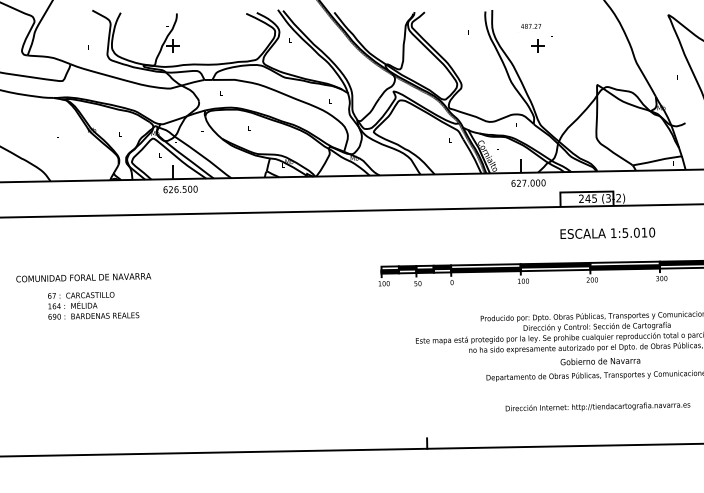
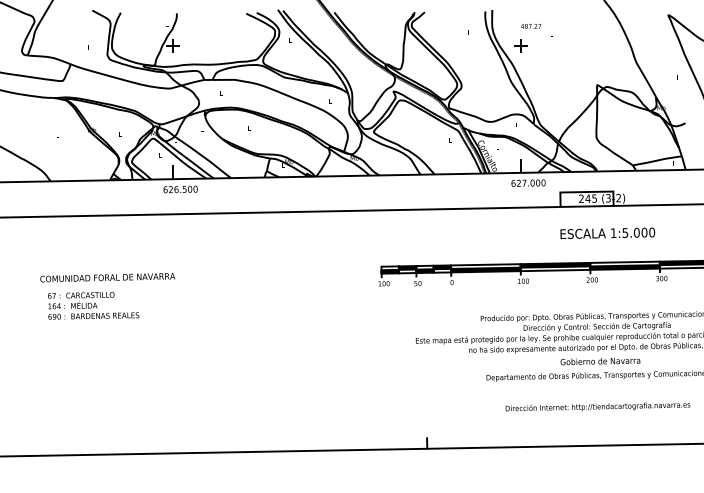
part position: (537, 45) -> (520, 45) (520, 45)
text: 1:5.010 -> 1:5.000 (644, 232)
text position: (83, 277) -> (107, 277) (107, 277)
